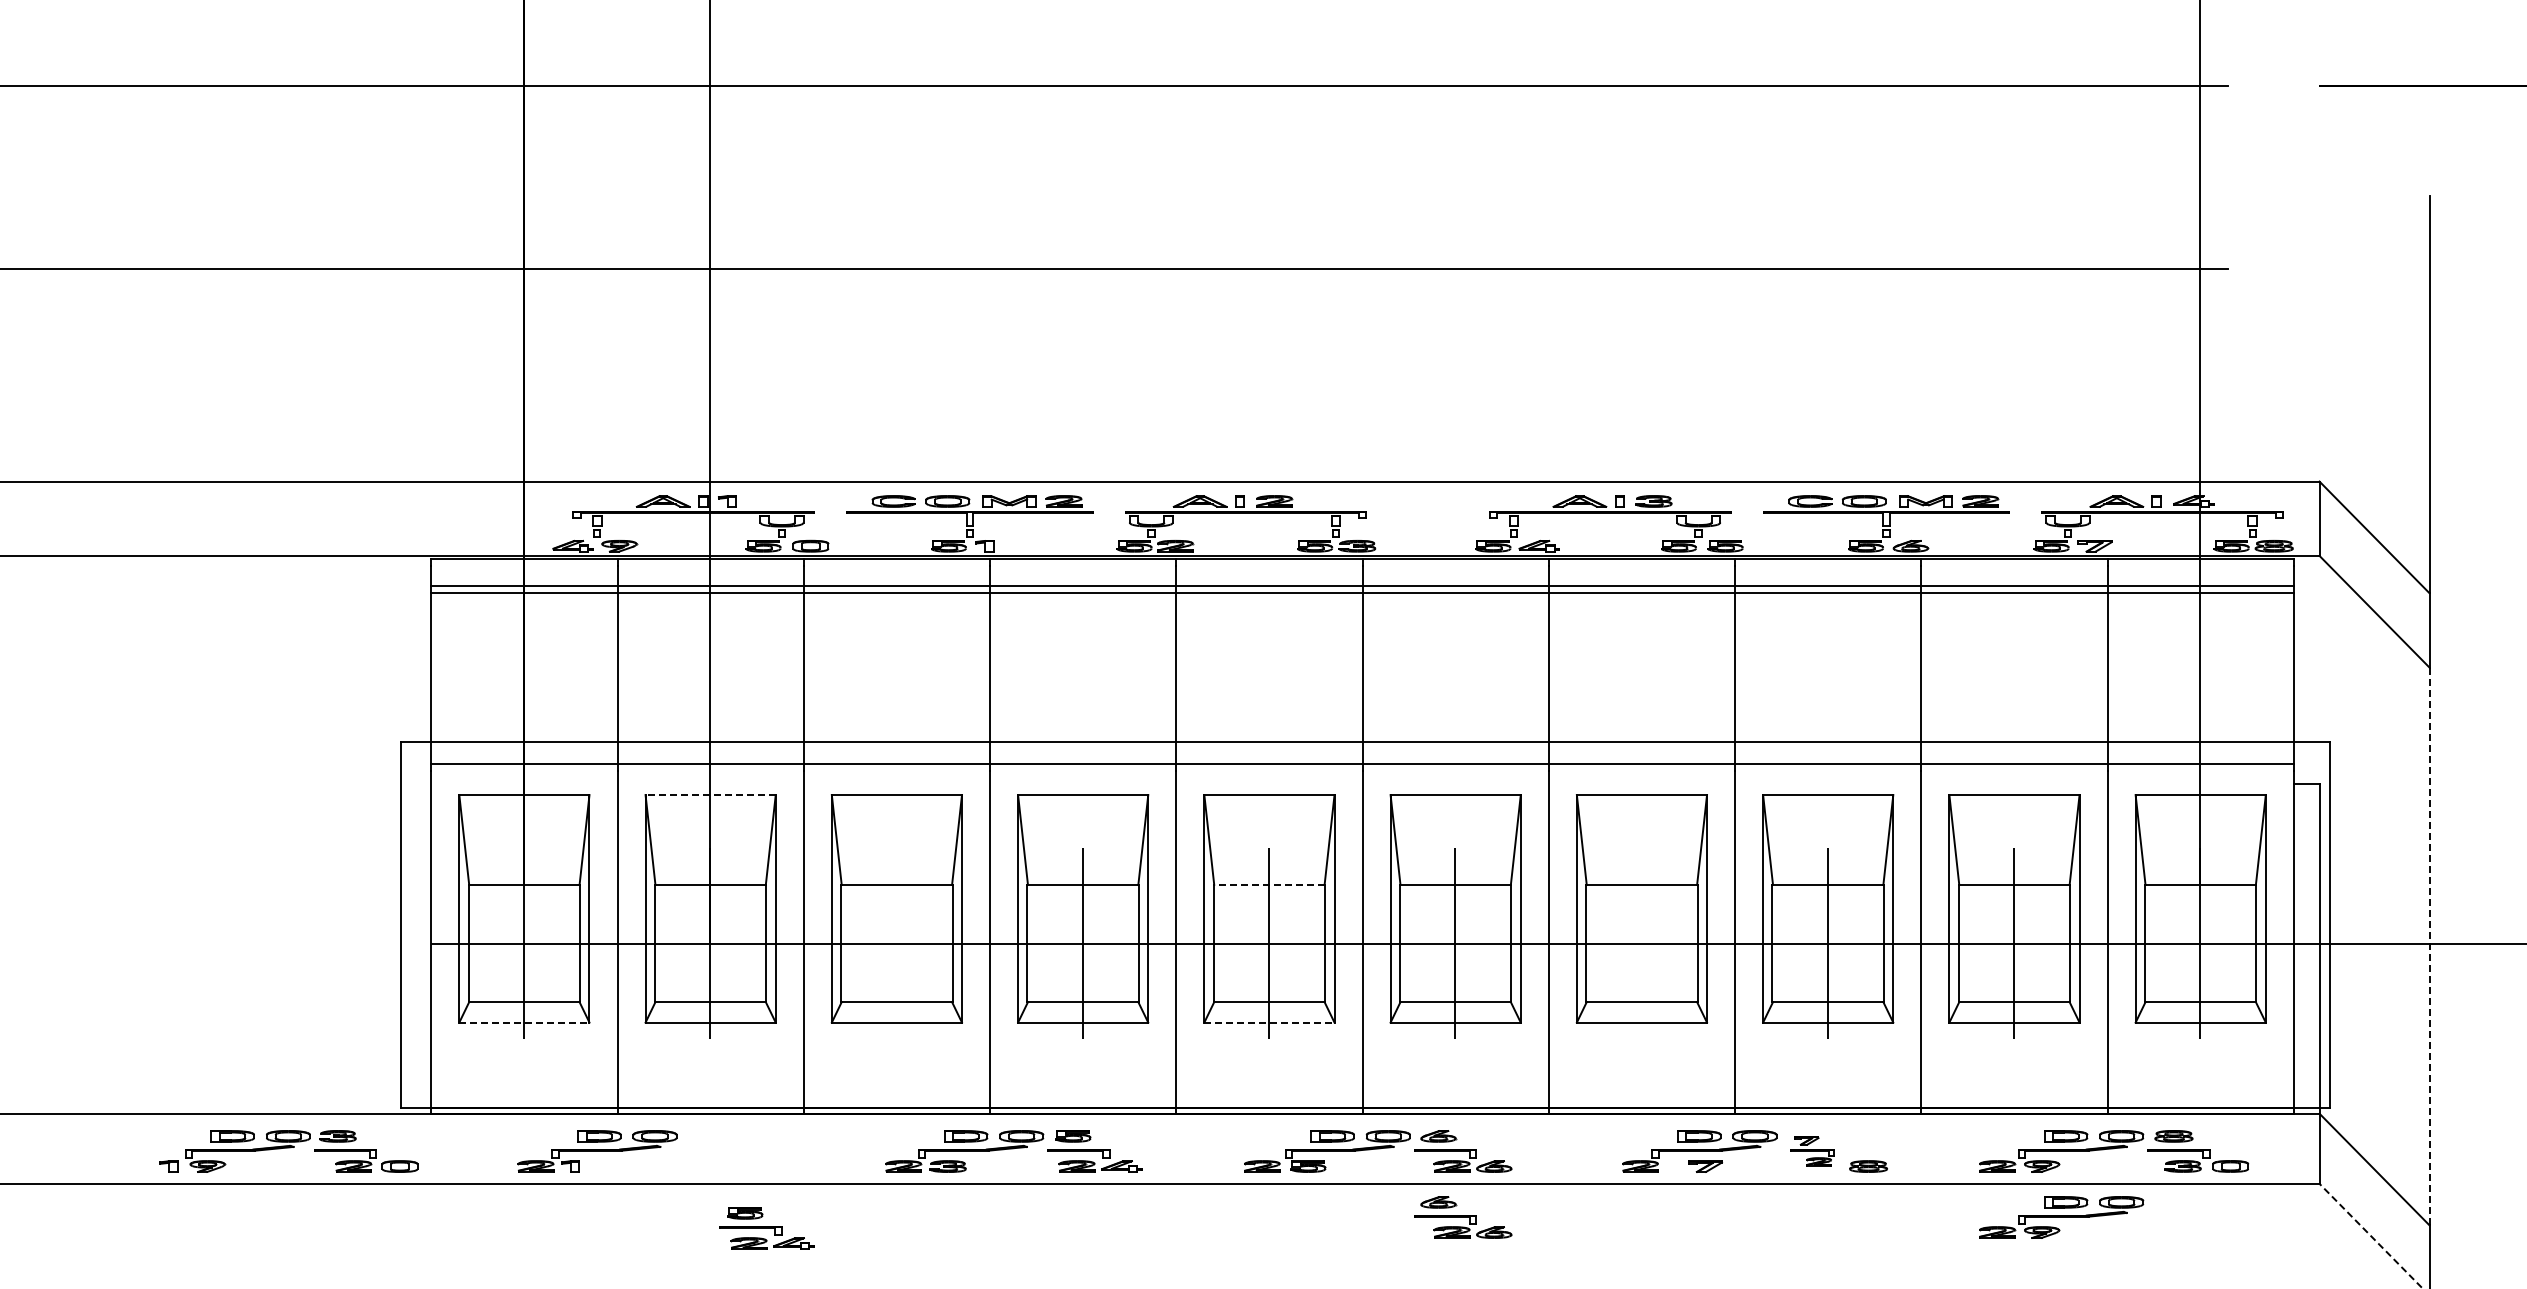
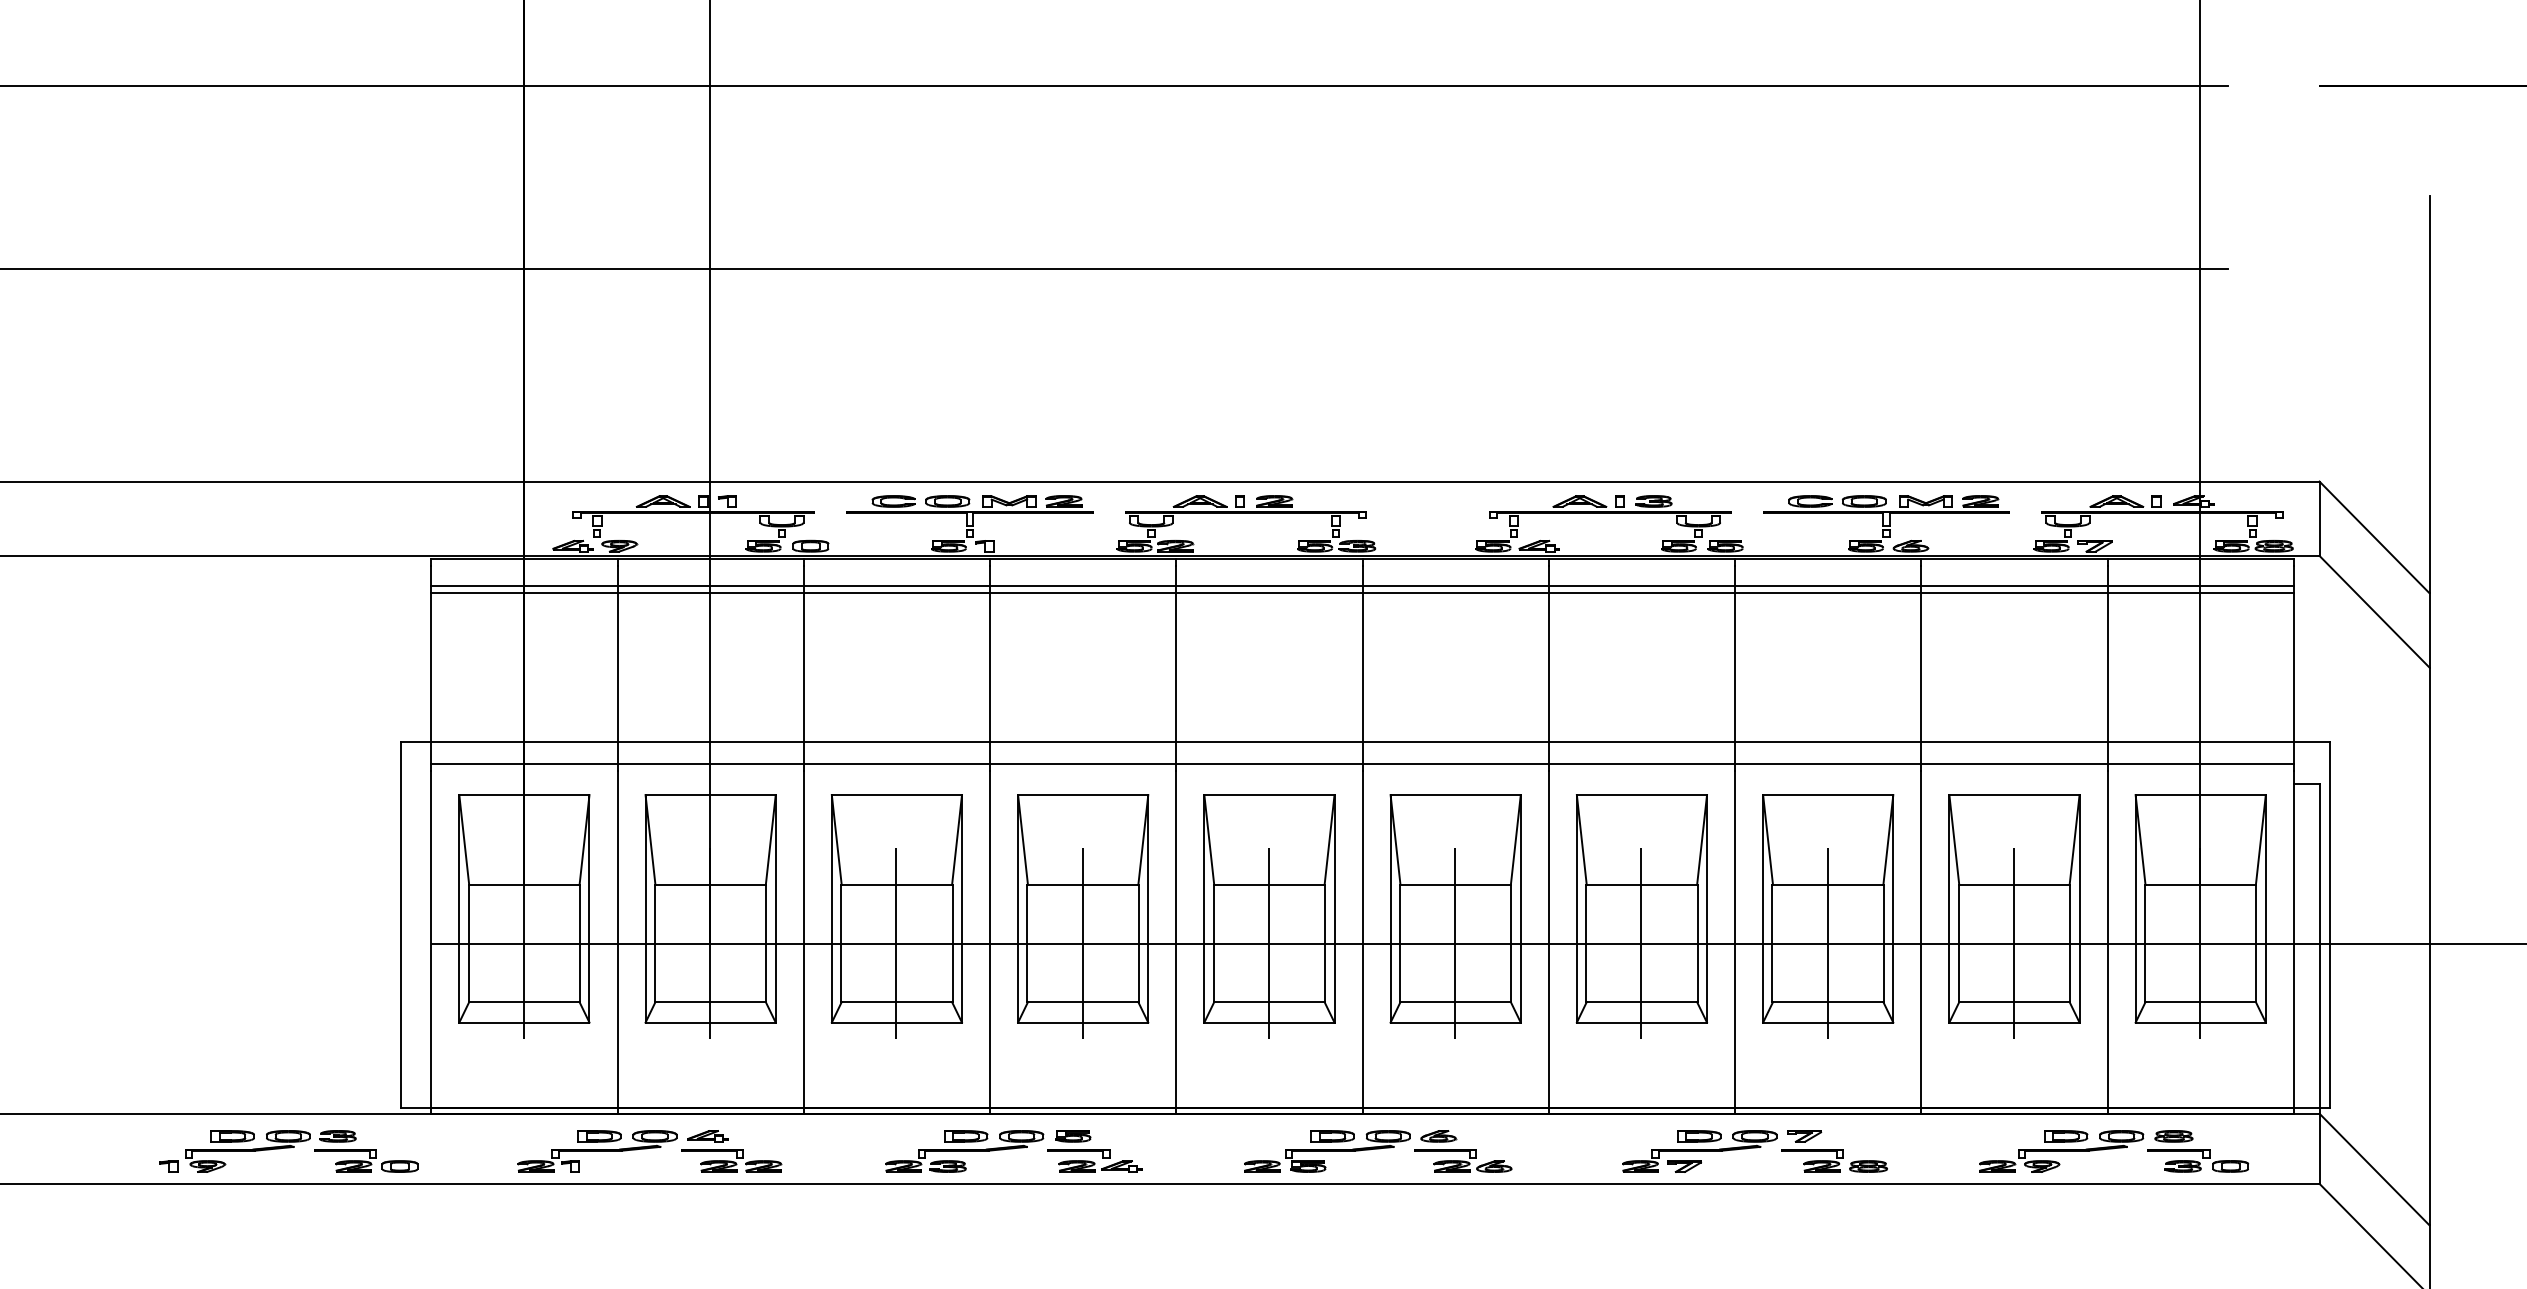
line: dashed -> solid (710, 795)
line: dashed -> solid (1268, 884)
line: none -> present (896, 943)
line: none -> present (1641, 943)
line: dashed -> solid (2429, 946)
line: dashed -> solid (524, 1022)
line: dashed -> solid (1269, 1022)
part: none -> present (731, 1151)
part size: 45x31 px -> 63x43 px (1812, 1151)
part position: (1705, 1166) -> (1684, 1166) (1684, 1166)
part: present -> none (1463, 1217)
part: present -> none (2061, 1217)
part: present -> none (766, 1228)
line: dashed -> solid (2370, 1235)
